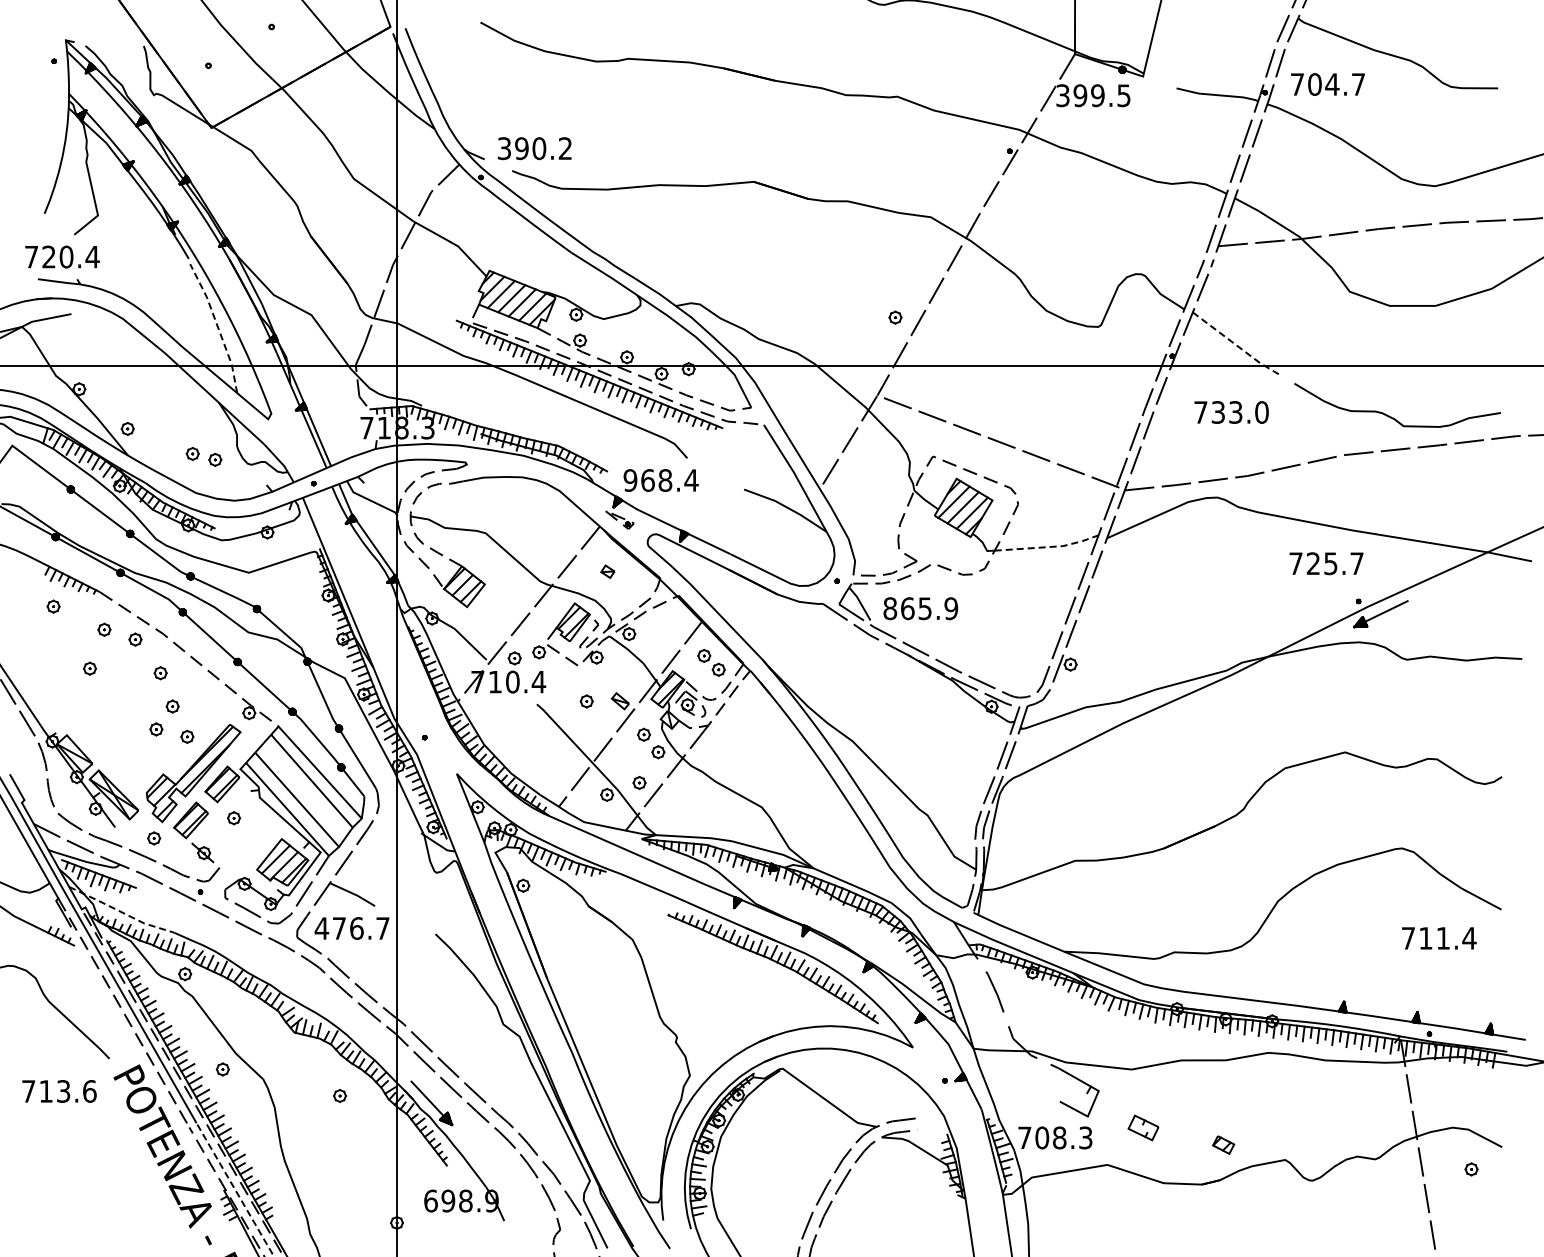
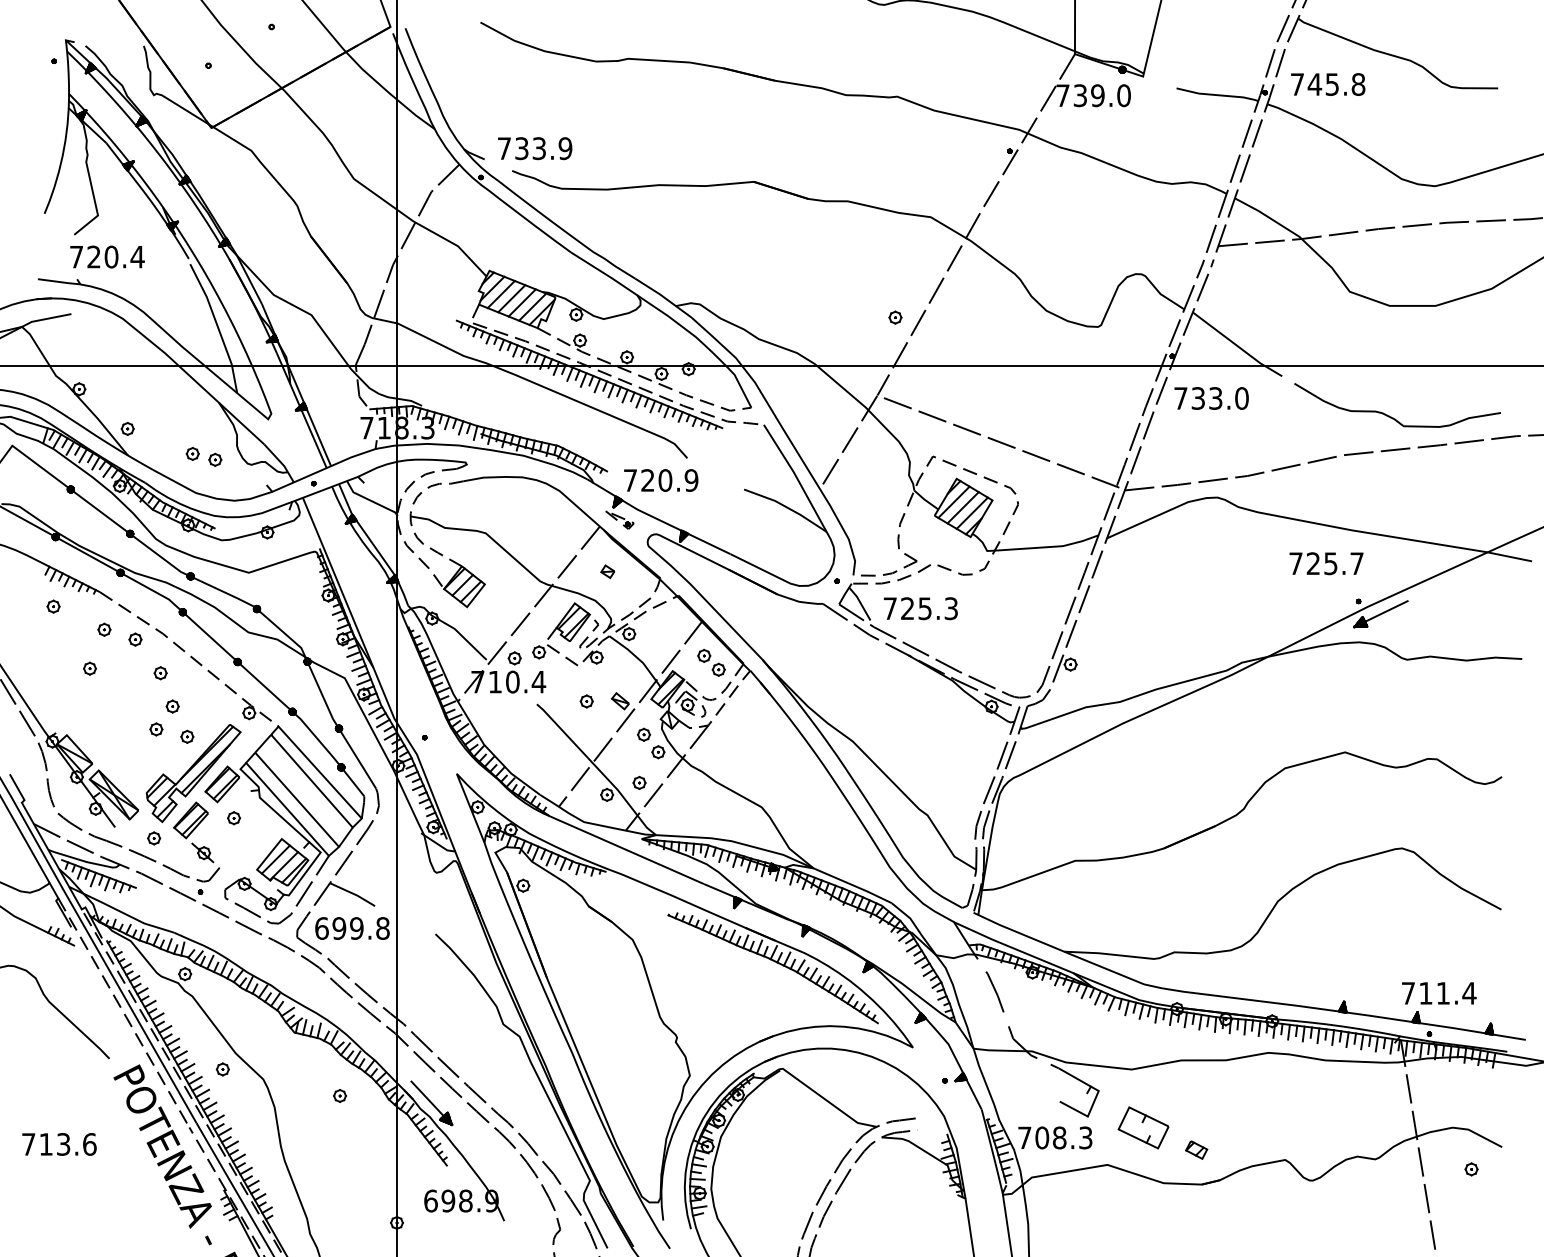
text: 704.7 -> 745.8 (1336, 84)
text: 399.5 -> 739.0 (1093, 95)
text: 390.2 -> 733.9 (534, 148)
text position: (62, 256) -> (107, 256) (107, 256)
line: dashed -> solid (217, 326)
line: dashed -> solid (1237, 345)
text position: (1231, 412) -> (1211, 398) (1211, 398)
text: 968.4 -> 720.9 (660, 480)
line: dashed -> solid (1049, 547)
text: 865.9 -> 725.3 (920, 608)
line: dashed -> solid (121, 912)
text: 476.7 -> 699.8 (351, 928)
text position: (1439, 938) -> (1439, 993) (1439, 993)
text position: (59, 1091) -> (59, 1144) (59, 1144)
part size: 33x28 px -> 53x44 px (1143, 1127)
part position: (1223, 1144) -> (1196, 1149) (1196, 1149)
line: dashed -> solid (235, 1189)
